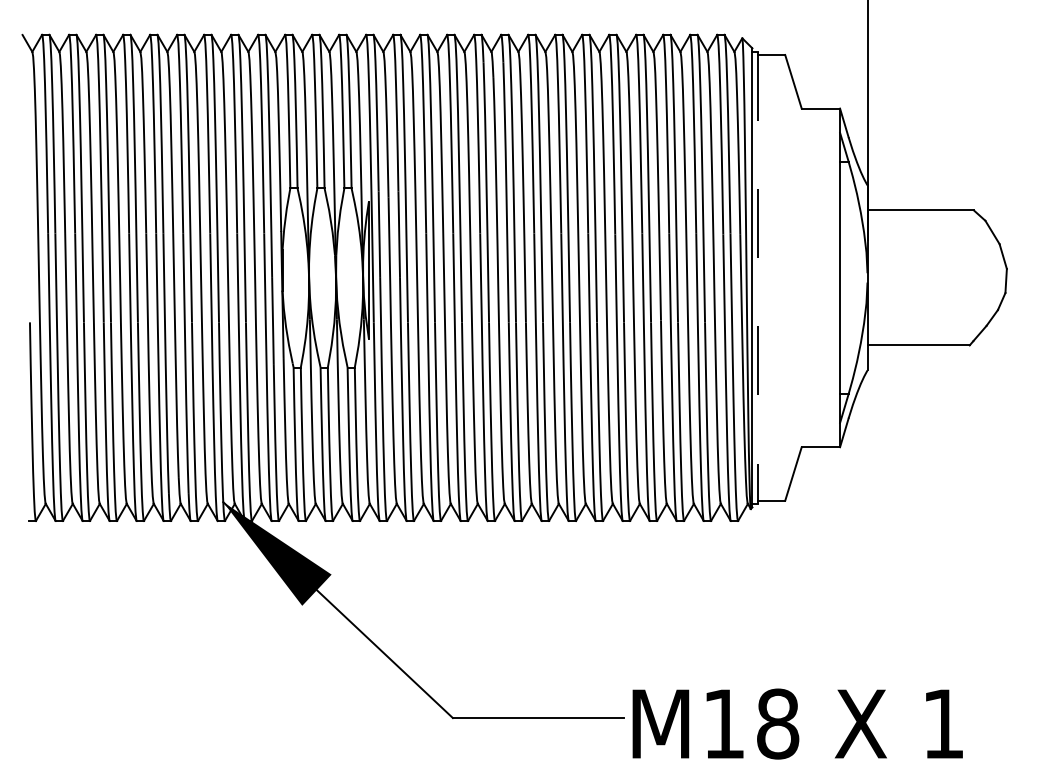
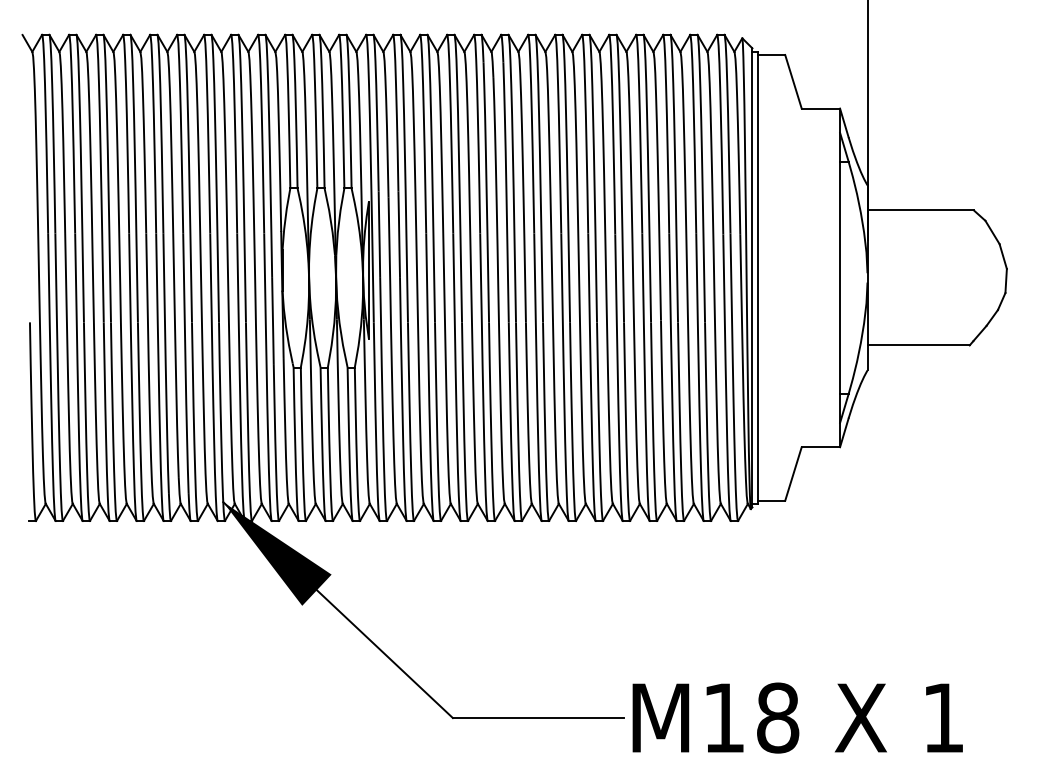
line: dashed -> solid (757, 277)
text position: (797, 723) -> (797, 717) (797, 717)
